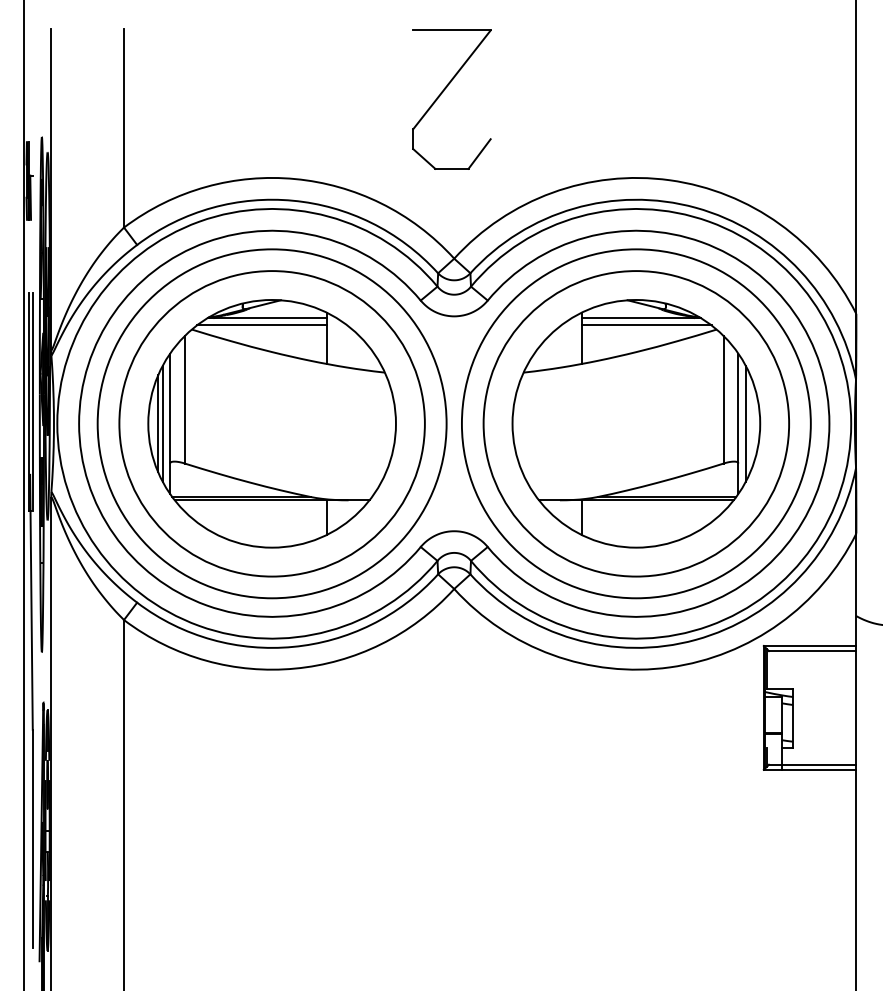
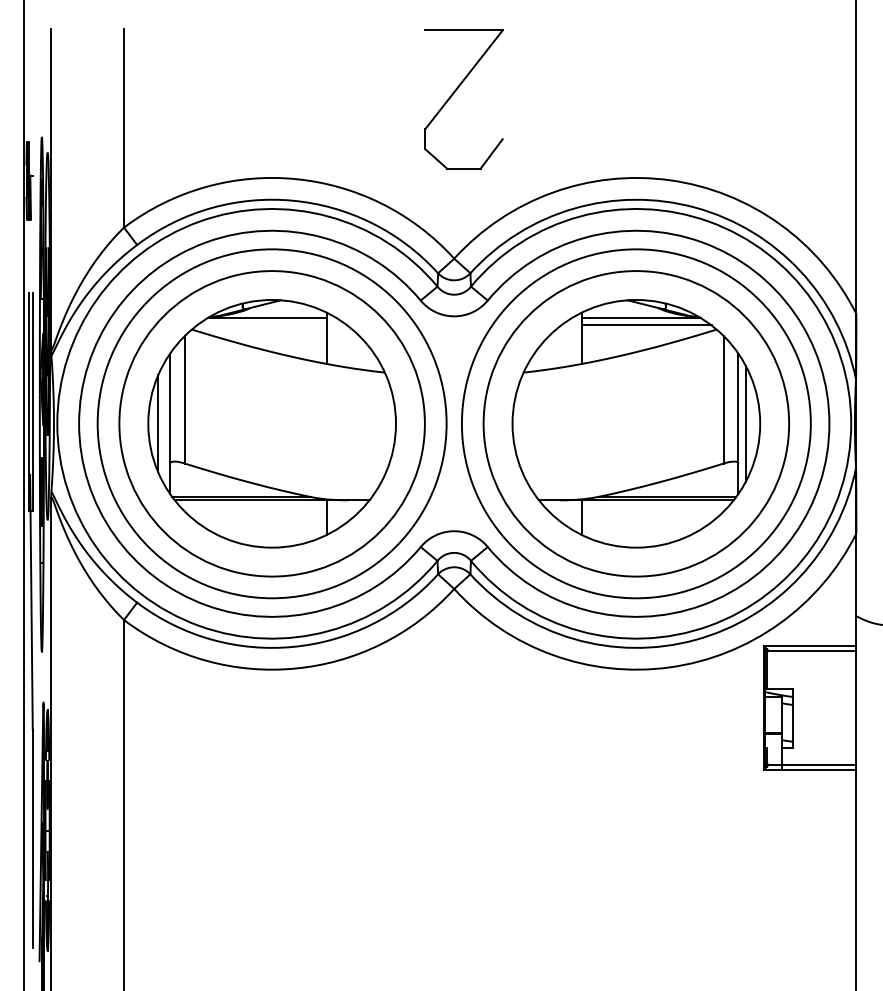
part position: (444, 91) -> (456, 91) (456, 91)
line: present -> none (261, 325)
line: present -> none (162, 423)
